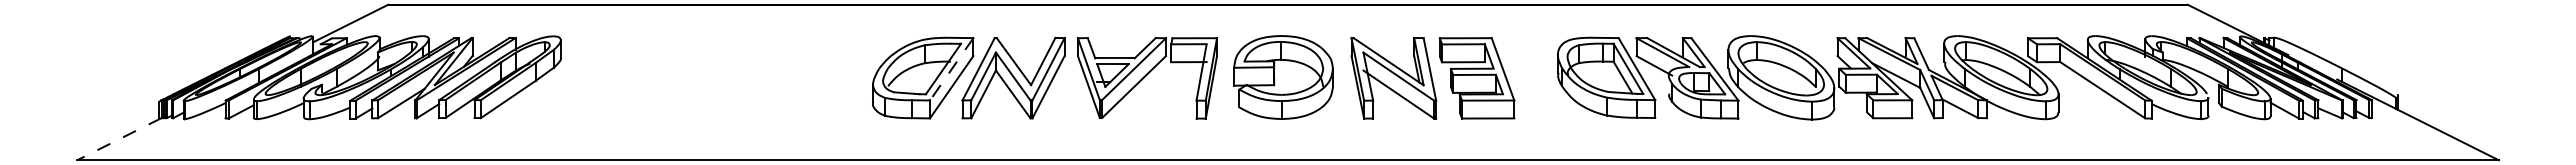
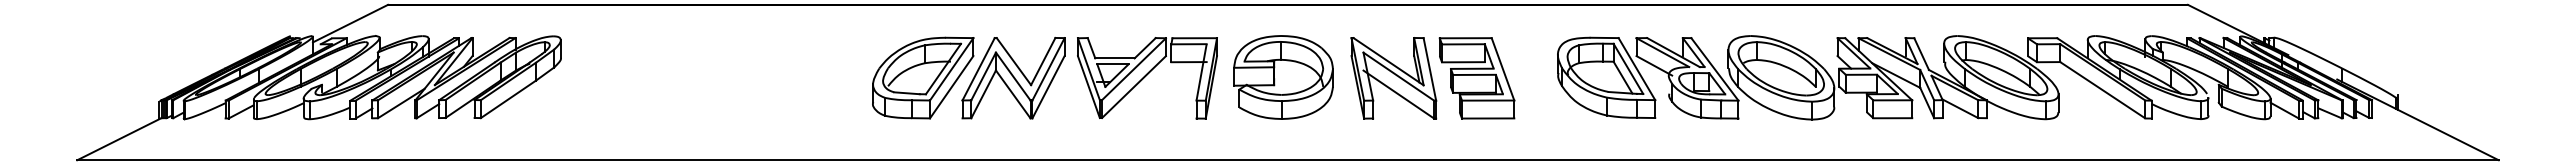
line: dashed -> solid (951, 69)
line: dashed -> solid (118, 139)
